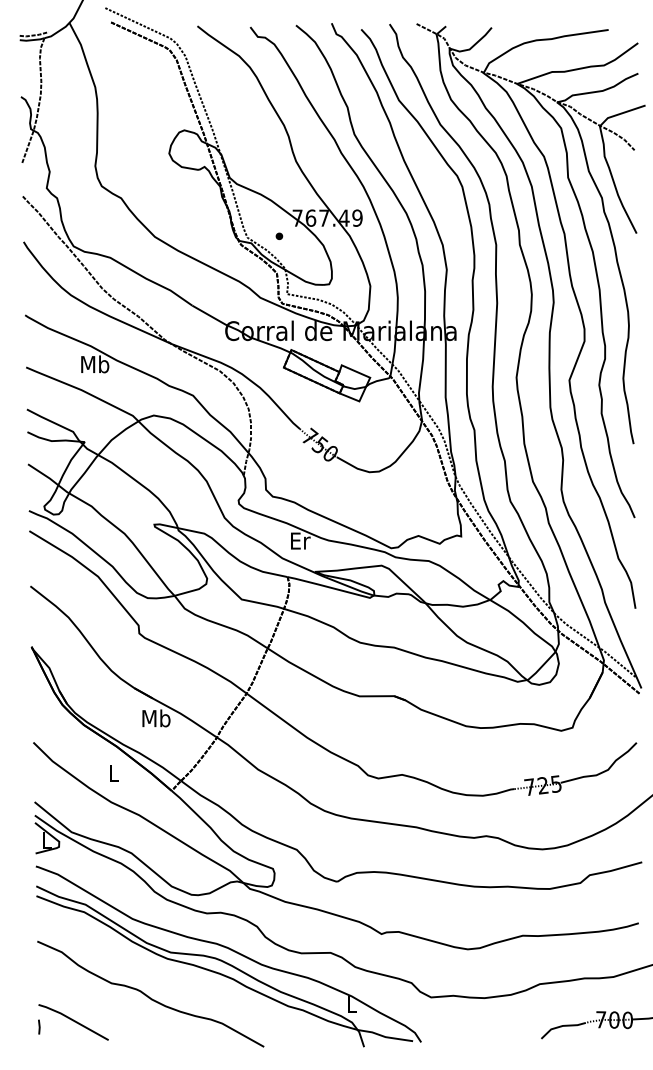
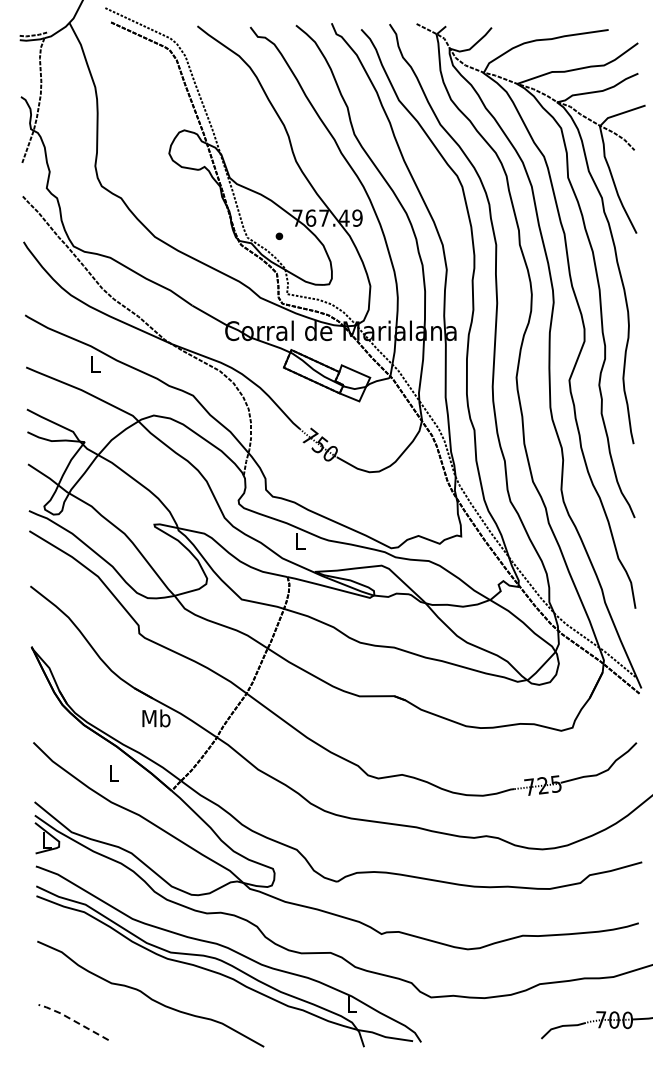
text: Mb -> L (95, 364)
text: Er -> L (300, 540)
line: solid -> dashed (72, 1020)
line: present -> none (39, 1026)
